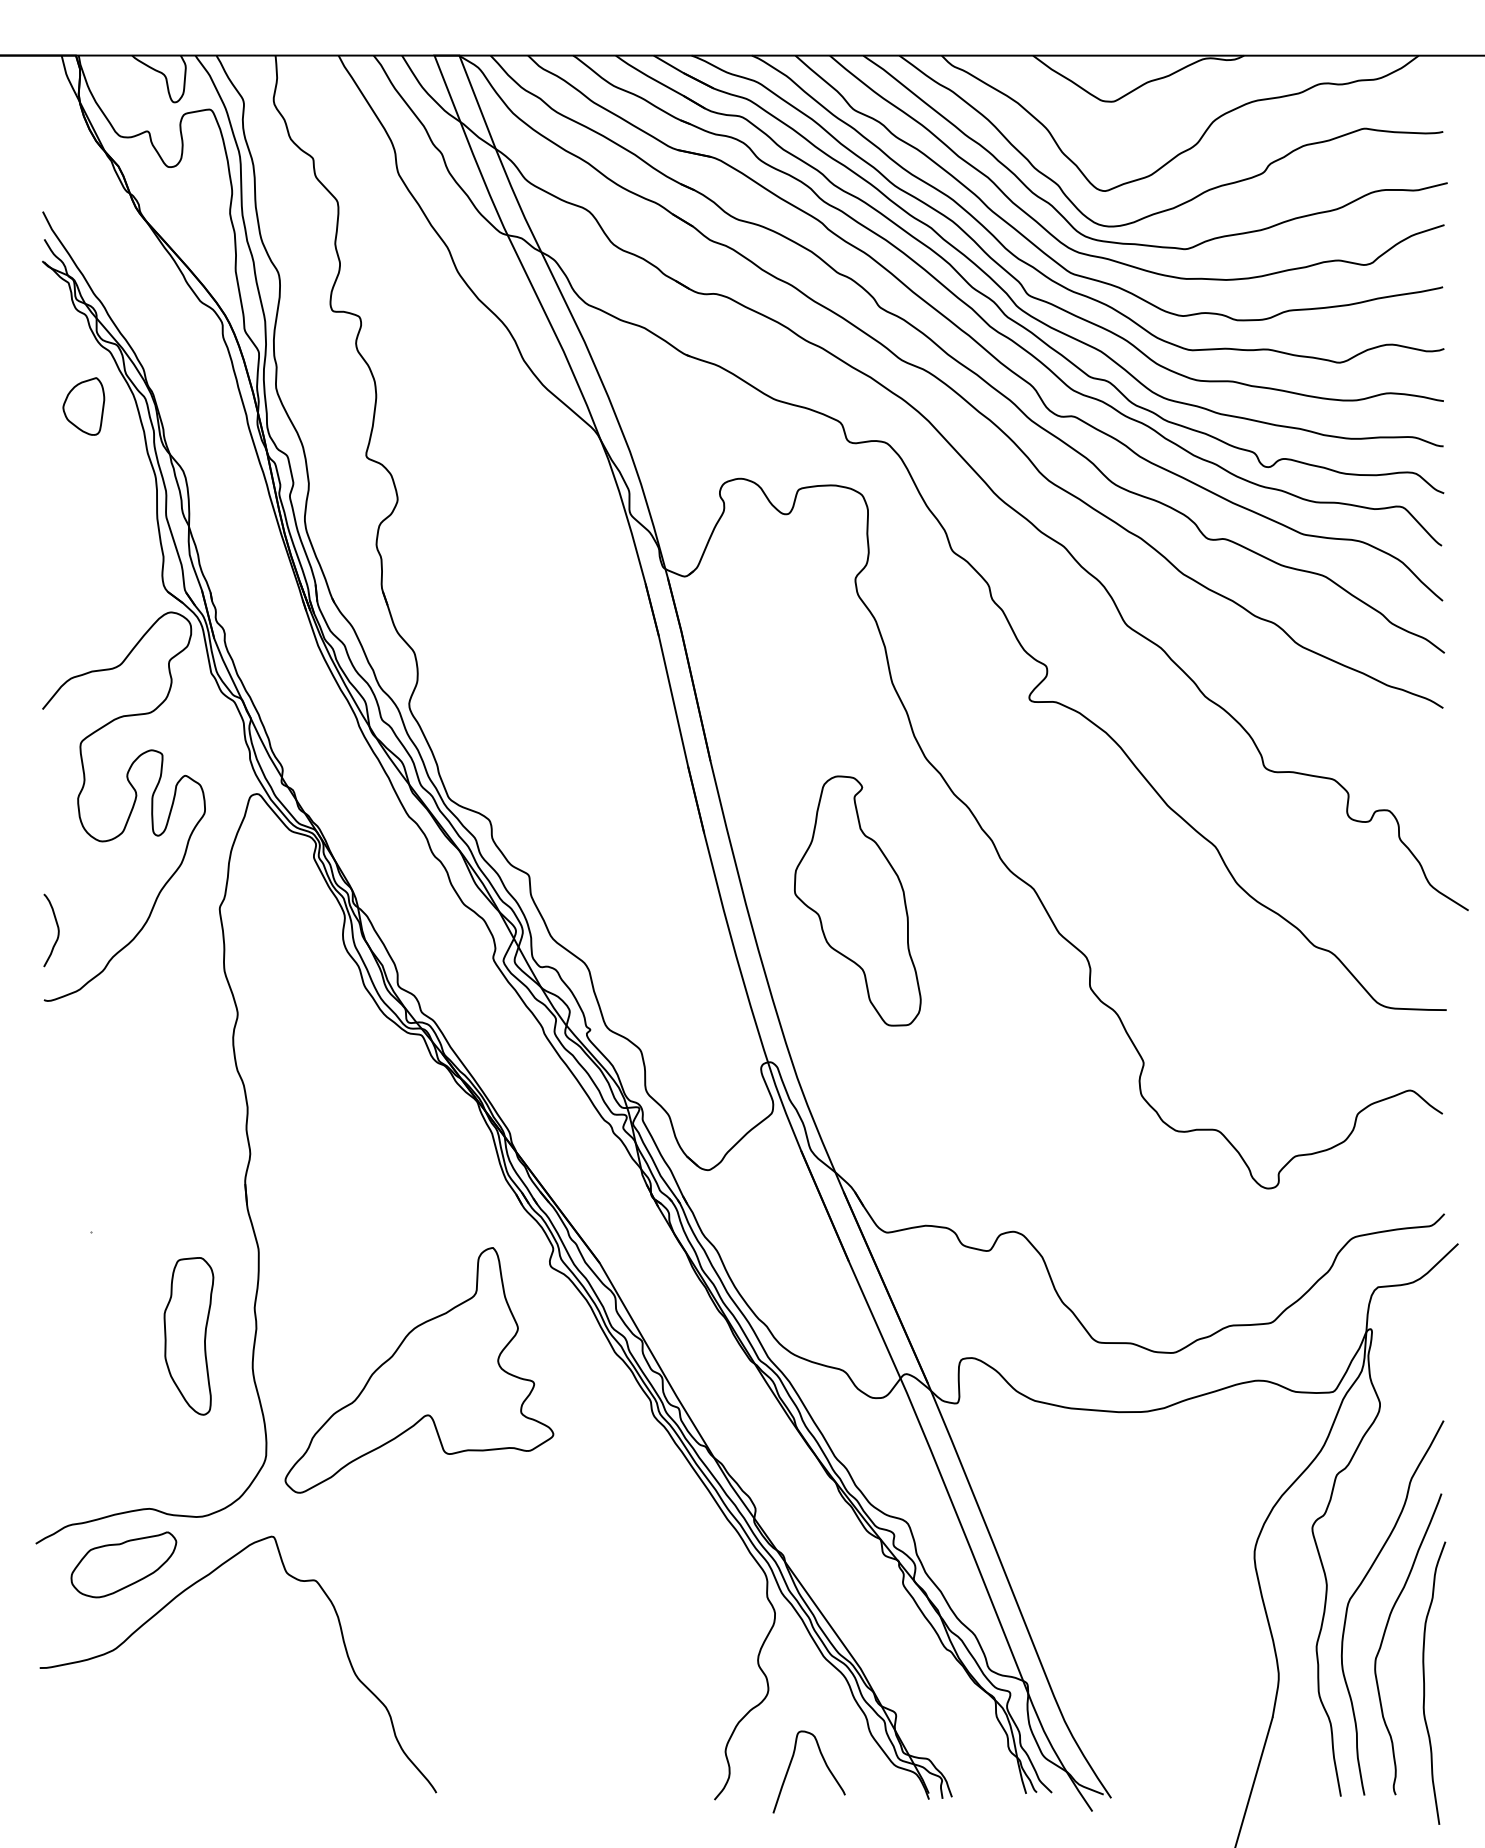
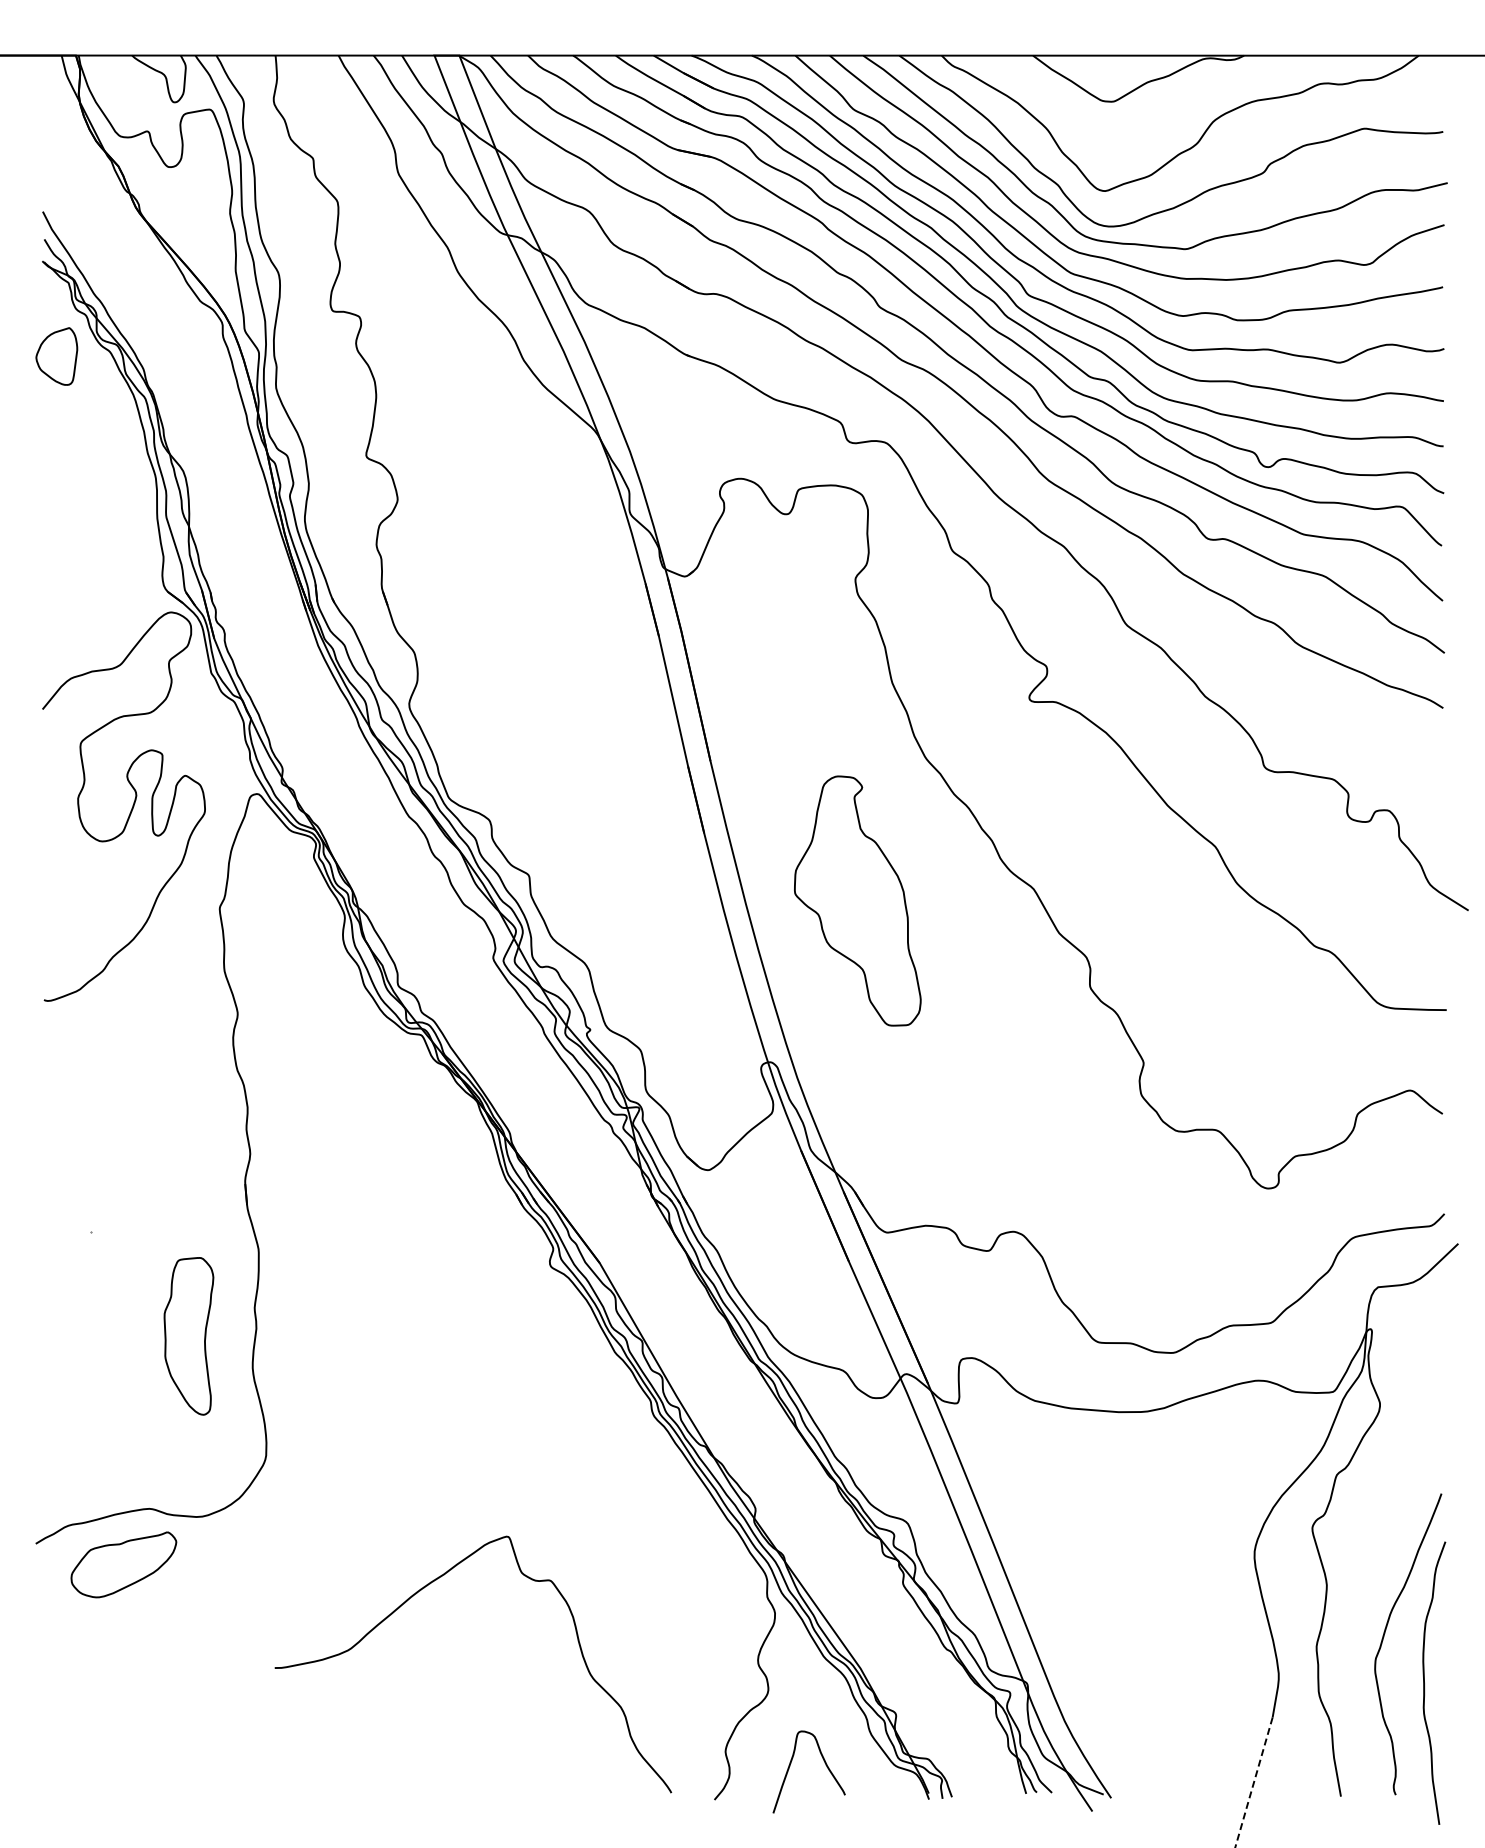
part position: (83, 406) -> (56, 356) (56, 356)
curve: present -> none (57, 930)
part: present -> none (419, 1370)
curve: present -> none (1360, 1586)
curve position: (185, 1591) -> (420, 1591) (420, 1591)
line: solid -> dashed (1253, 1782)
